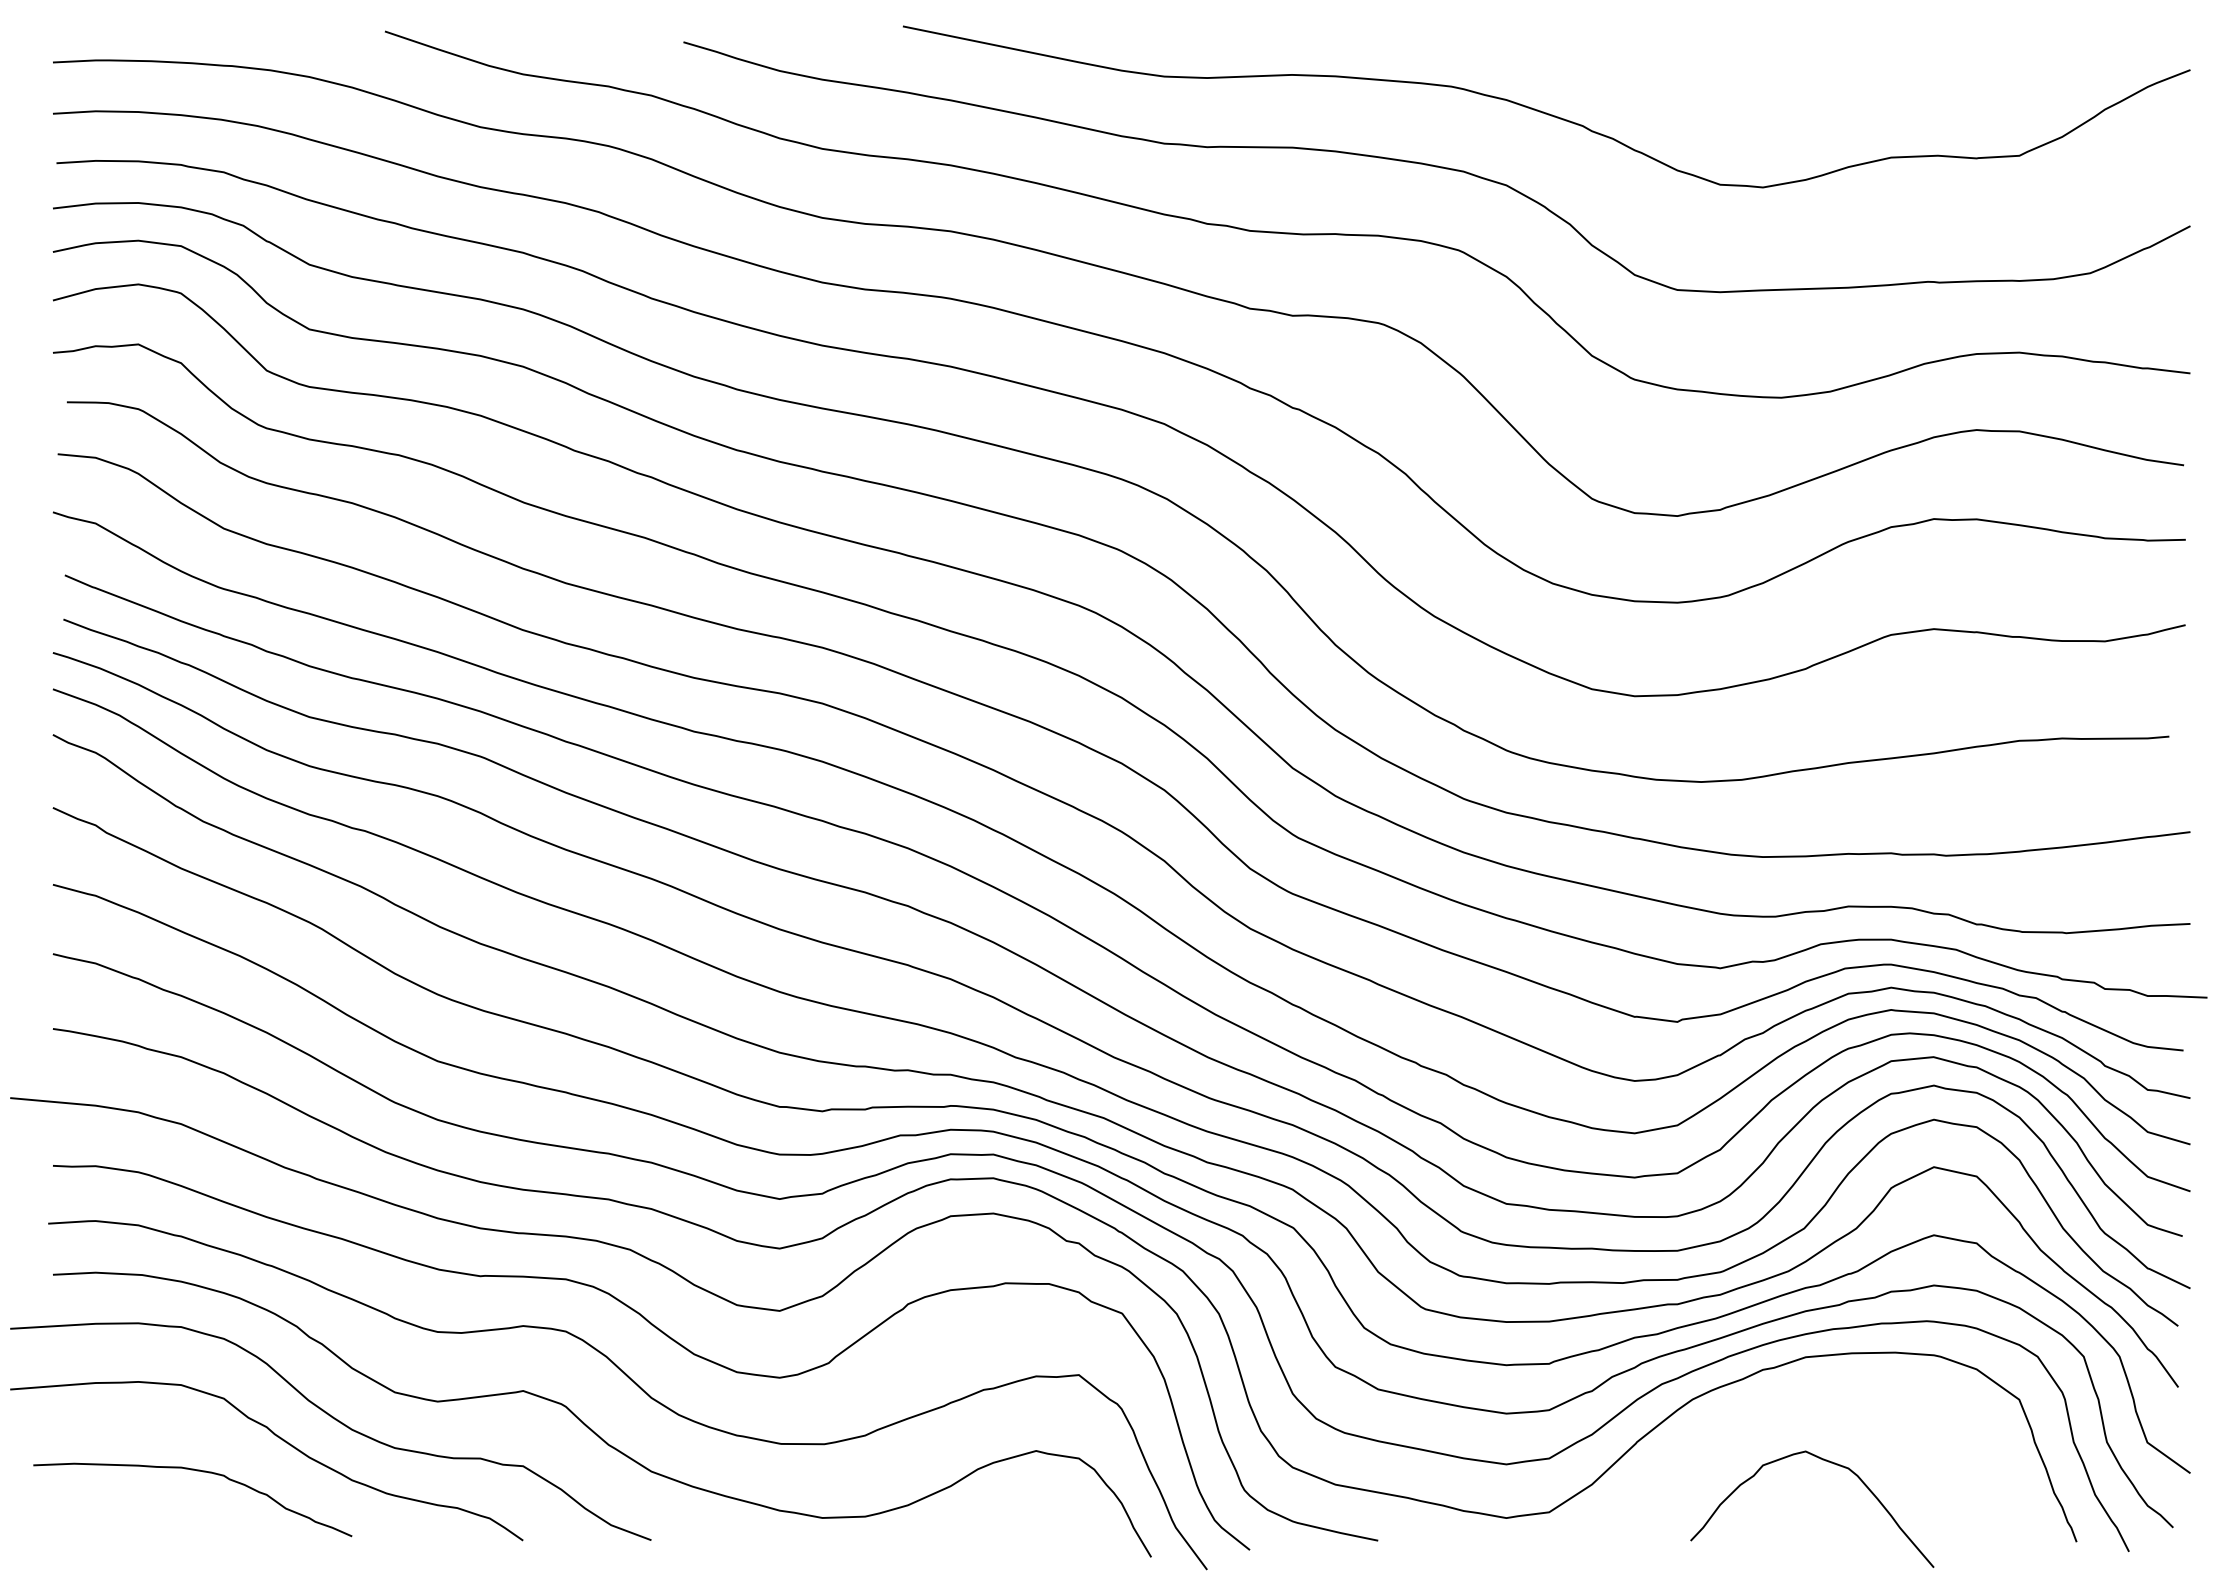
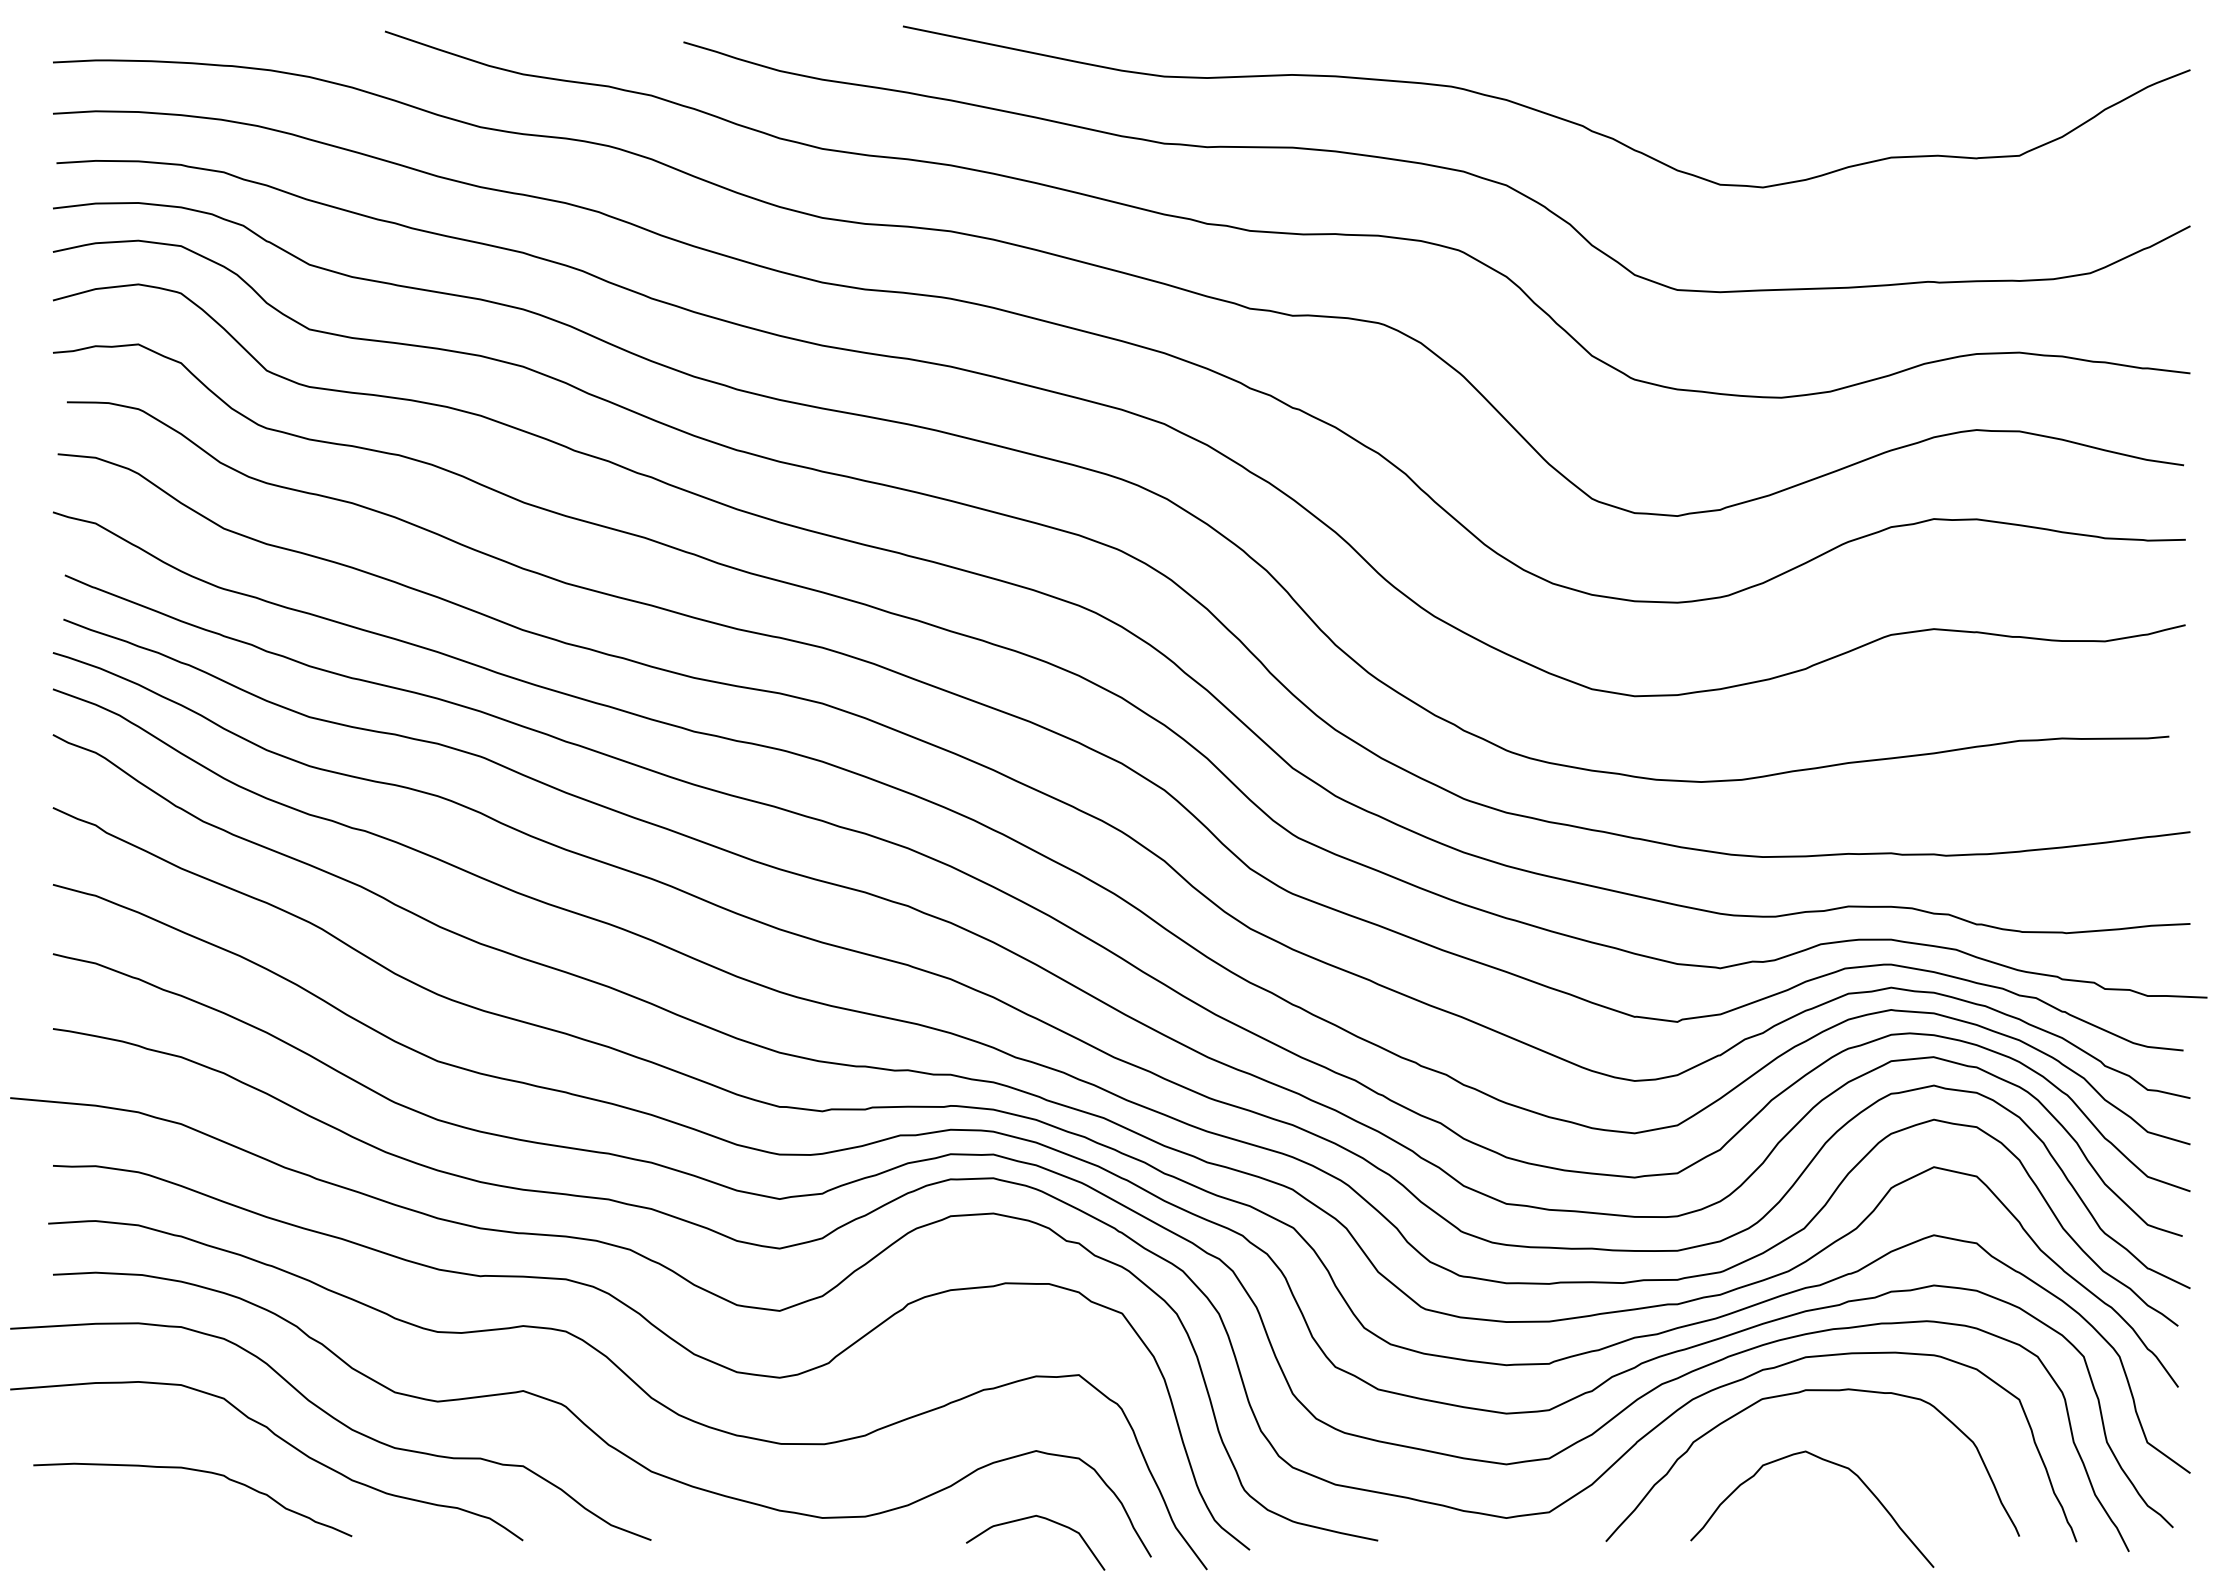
curve: none -> present (1799, 1393)
curve: none -> present (1030, 1518)
